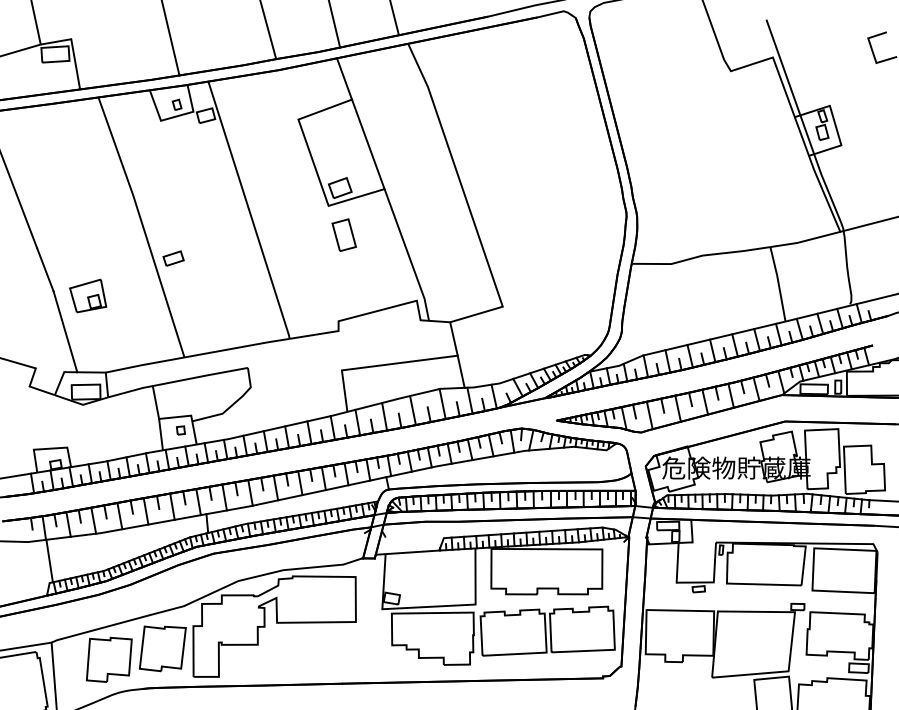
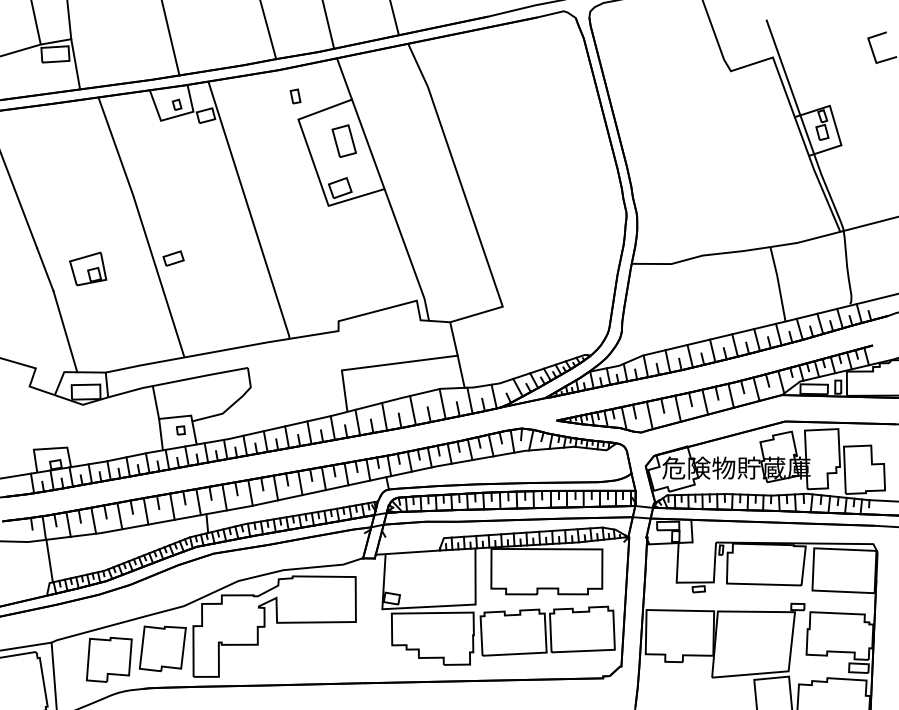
line: none -> present (69, 20)
line position: (334, 24) -> (328, 25) (328, 25)
part: none -> present (295, 96)
part position: (343, 234) -> (343, 140) (343, 140)
part position: (88, 295) -> (88, 268) (88, 268)
